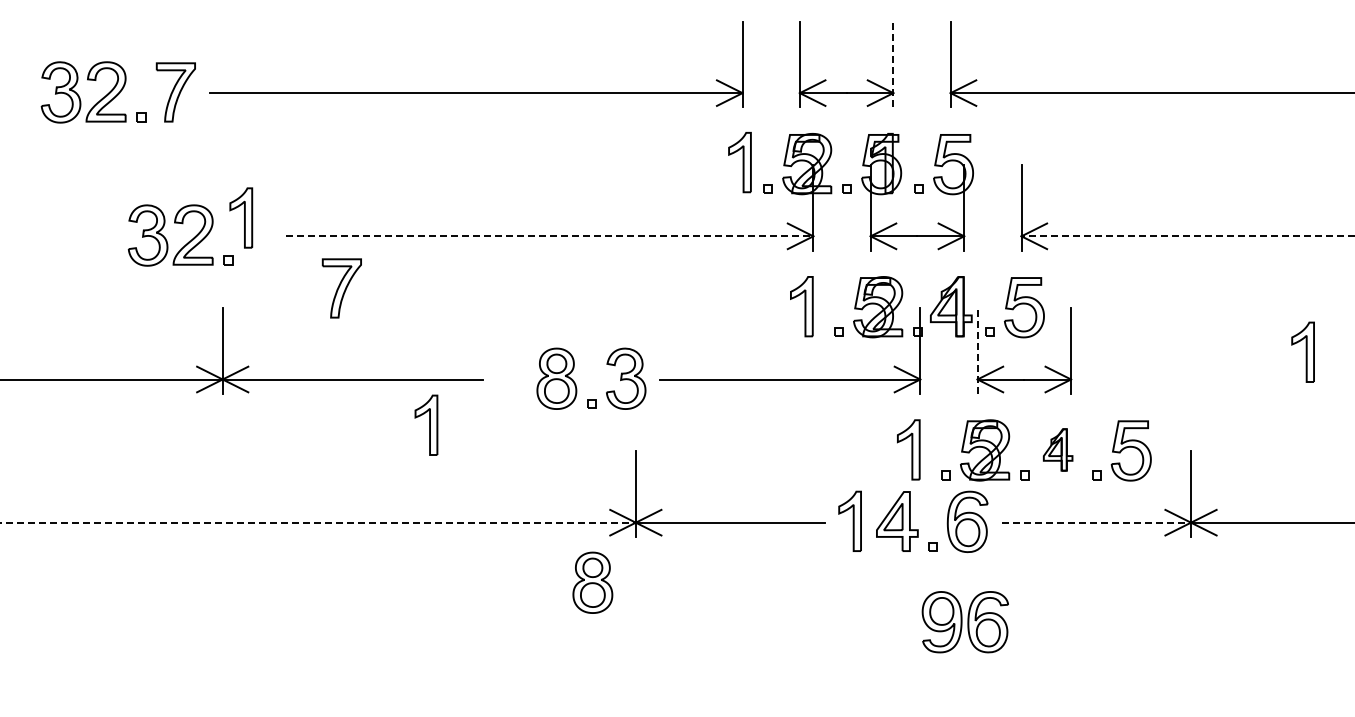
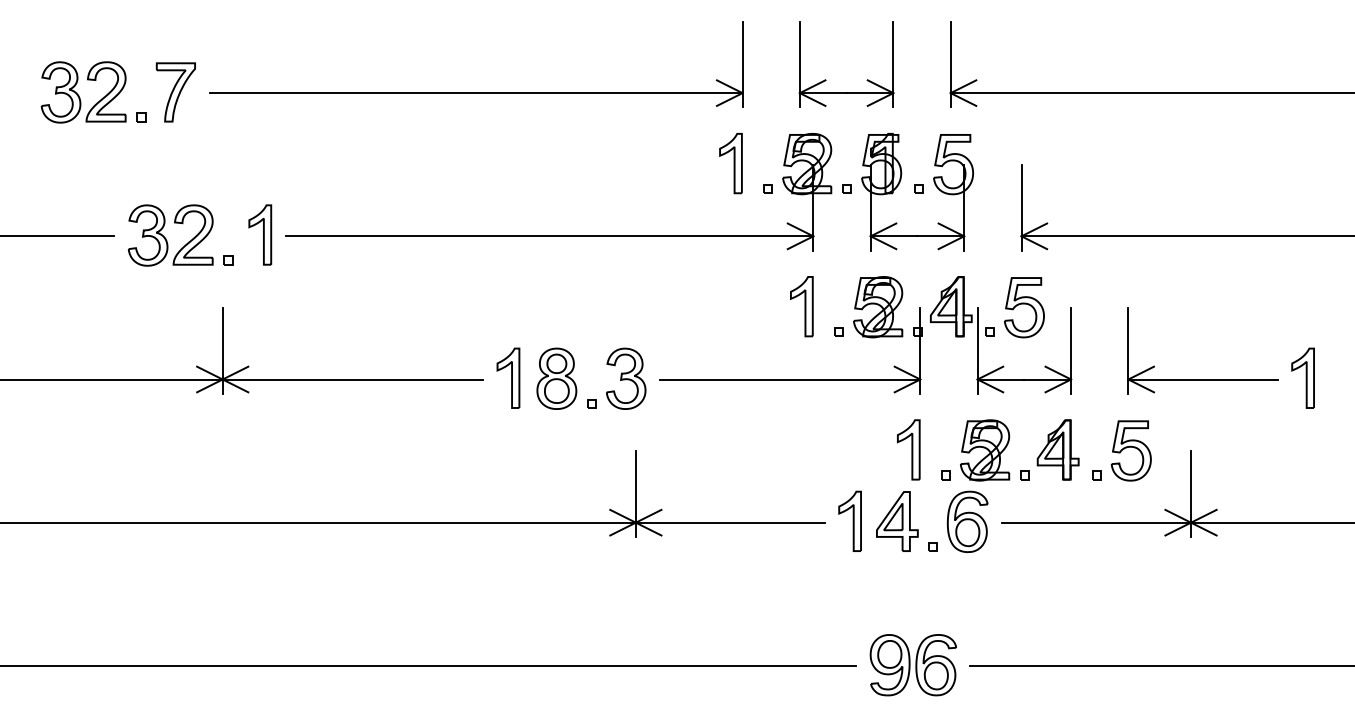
line: dashed -> solid (893, 64)
part position: (739, 162) -> (730, 163) (730, 163)
part position: (241, 217) -> (260, 234) (260, 234)
line: none -> present (58, 236)
line: dashed -> solid (549, 236)
line: dashed -> solid (1188, 236)
part: present -> none (341, 288)
line: dashed -> solid (977, 350)
part position: (1302, 351) -> (1302, 377) (1302, 377)
part: none -> present (1202, 379)
part position: (426, 424) -> (508, 377) (508, 377)
part size: 32x44 px -> 44x62 px (1057, 449)
line: dashed -> solid (318, 522)
line: dashed -> solid (1096, 522)
part: present -> none (592, 582)
part position: (964, 622) -> (912, 665) (912, 665)
line: none -> present (429, 665)
line: none -> present (1160, 665)
